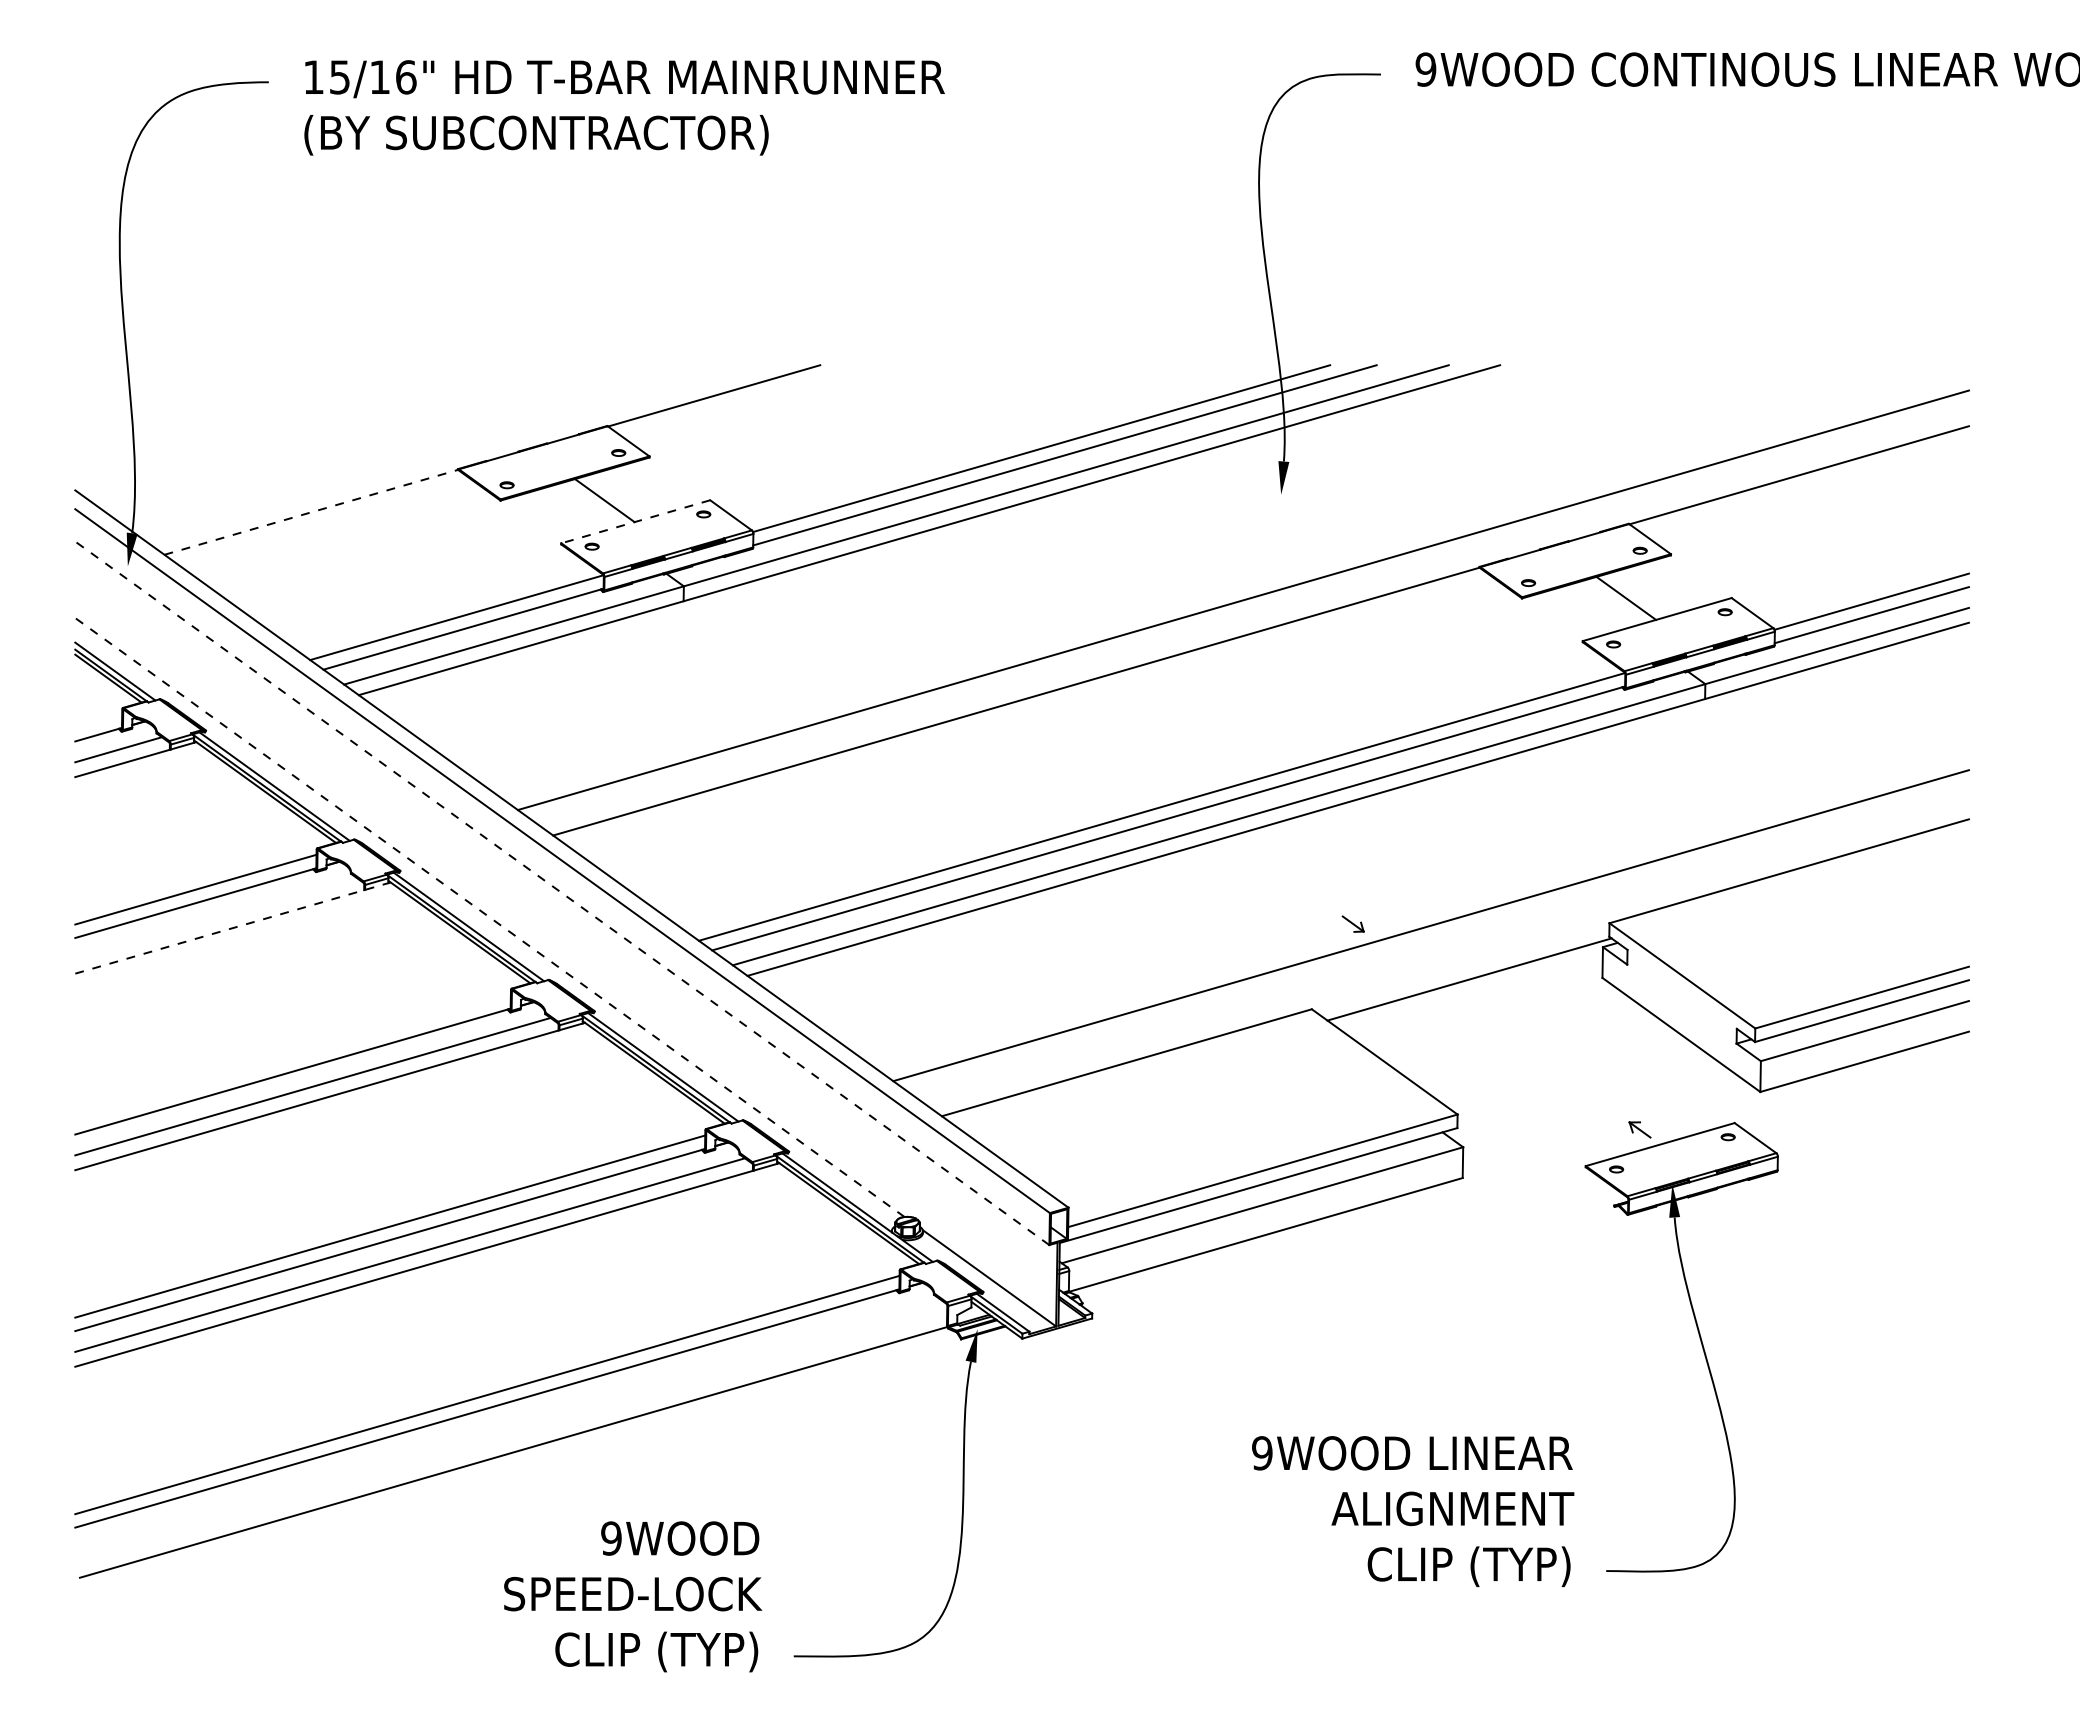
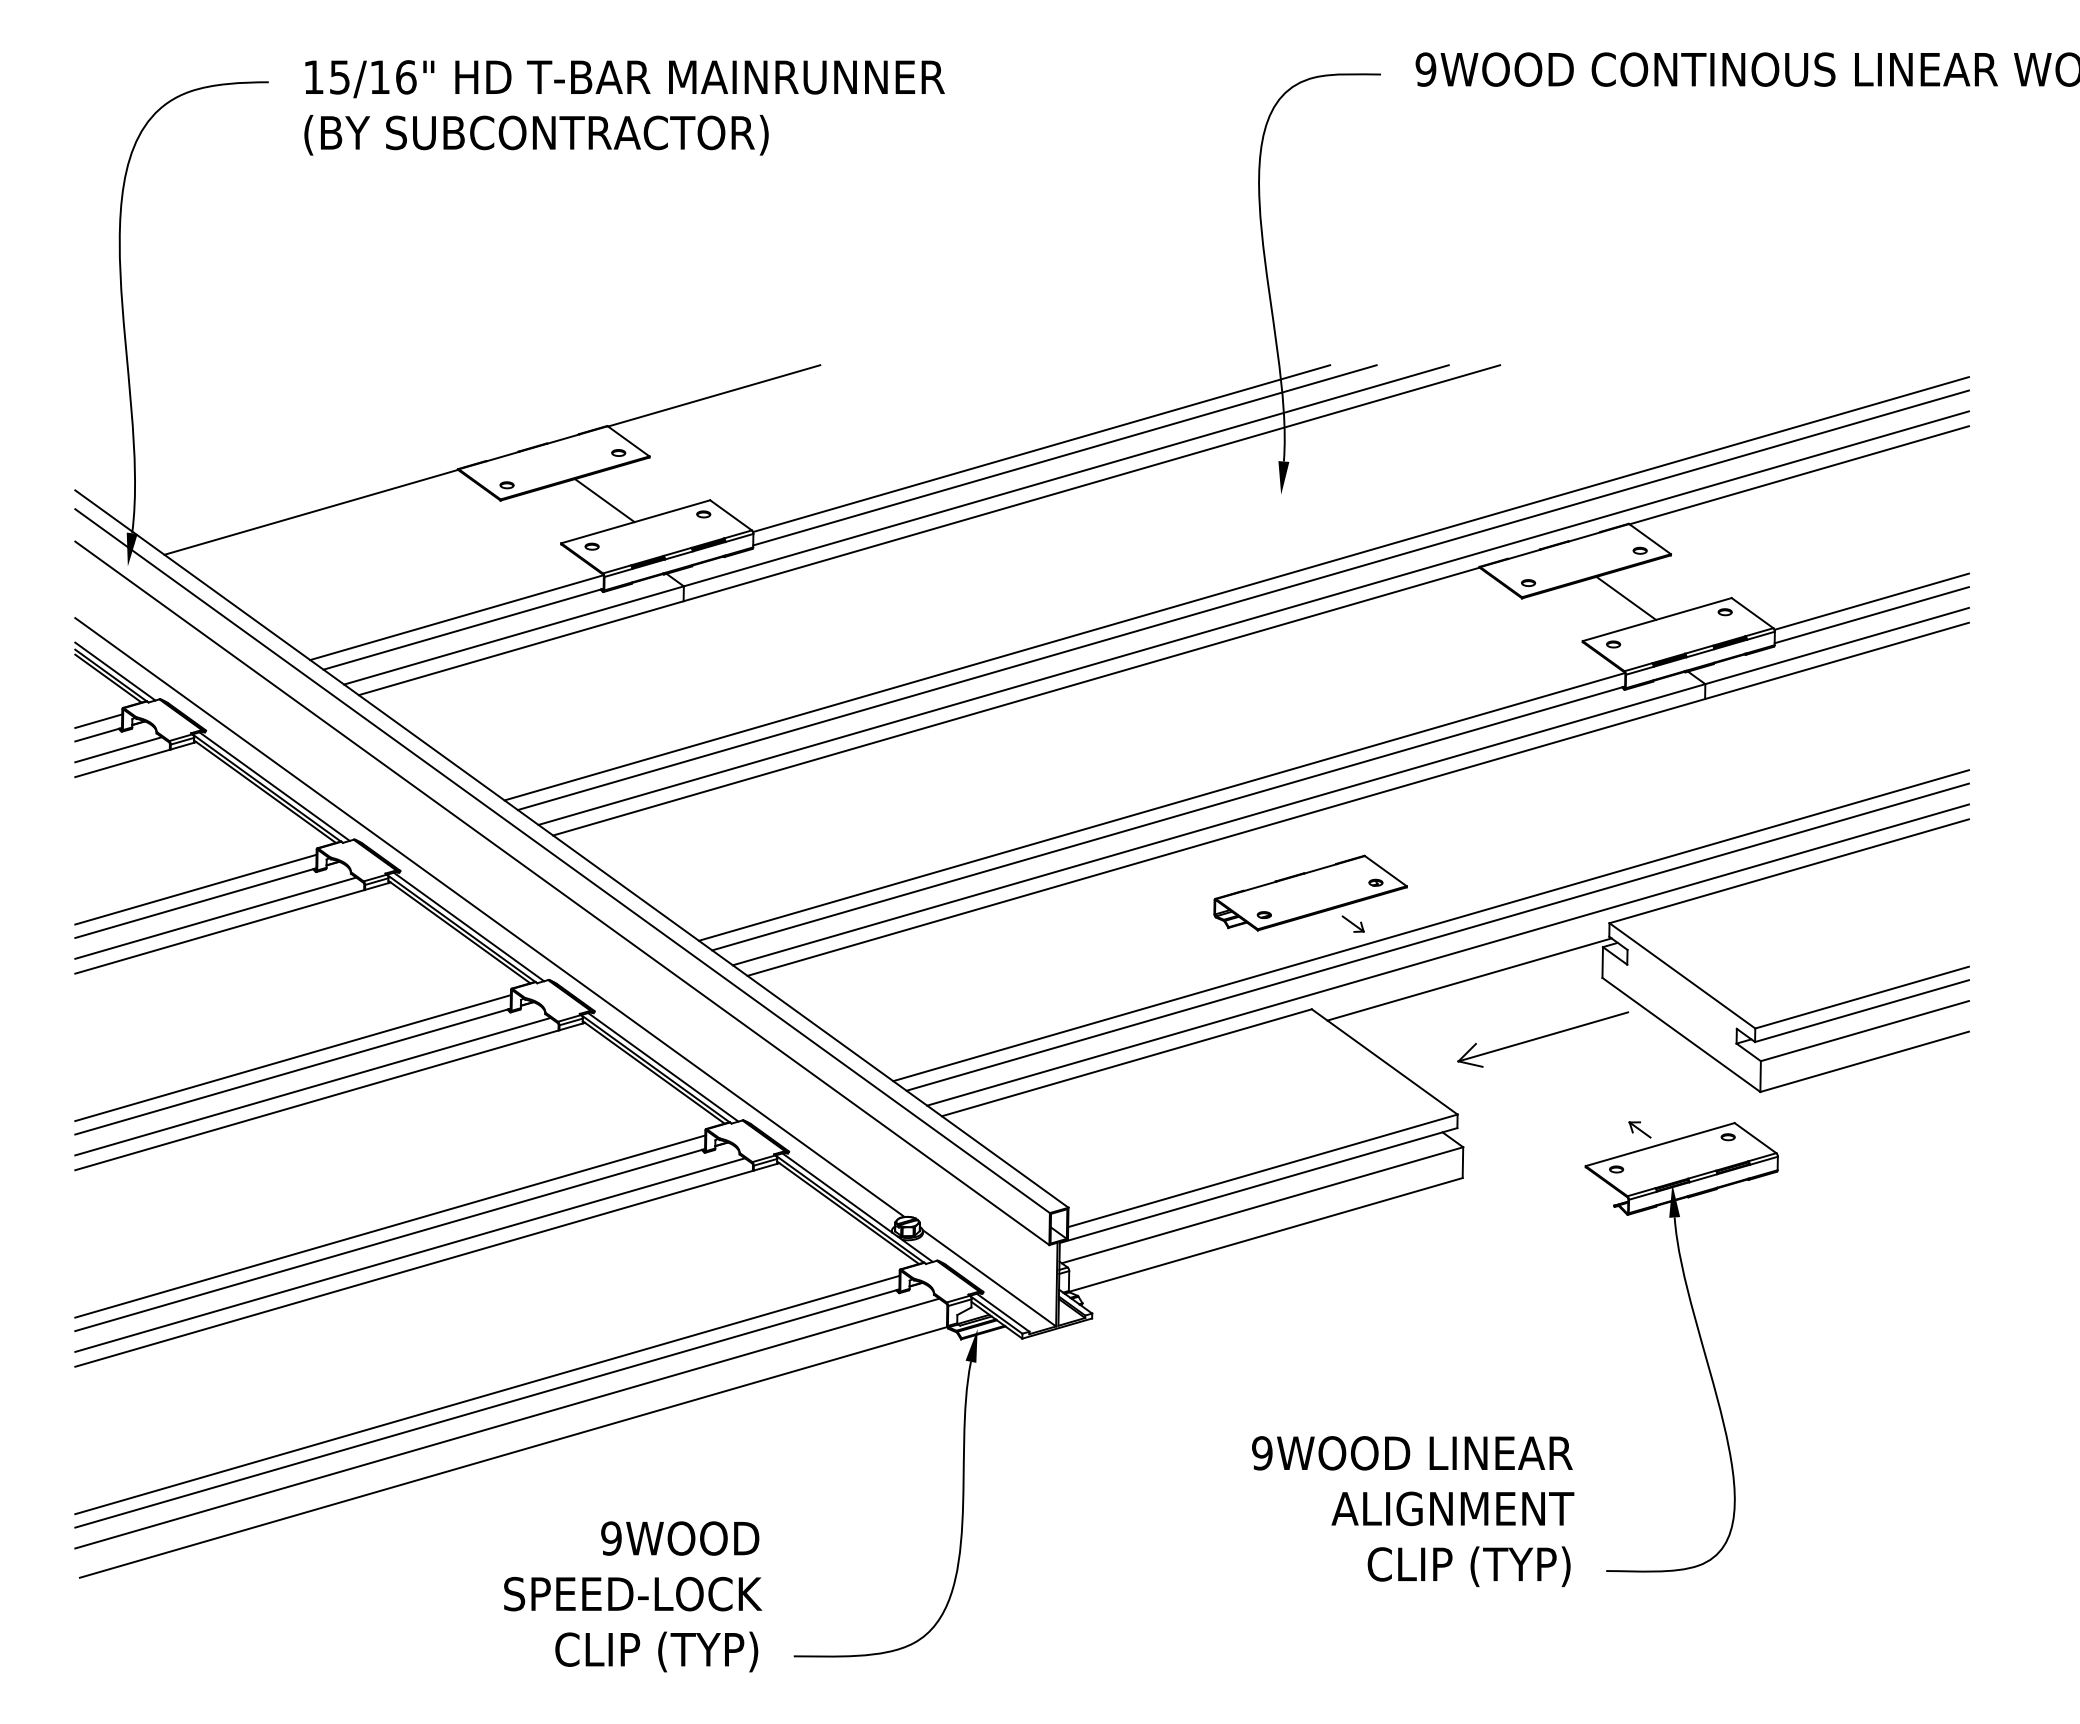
line: dashed -> solid (311, 512)
line: dashed -> solid (635, 521)
line: none -> present (1236, 588)
line: none -> present (1253, 617)
line: none -> present (98, 720)
part: none -> present (1310, 892)
line: dashed -> solid (562, 893)
line: none -> present (215, 917)
line: dashed -> solid (489, 917)
line: dashed -> solid (233, 927)
line: none -> present (1437, 936)
line: none -> present (1447, 954)
part: none -> present (1542, 1039)
line: none -> present (292, 1058)
line: none -> present (507, 1423)
